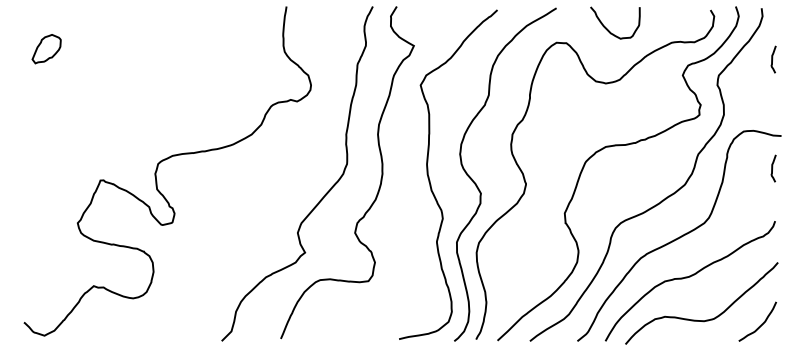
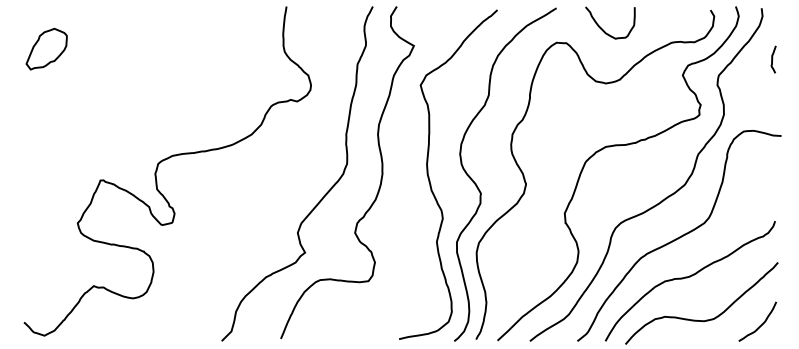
curve position: (608, 29) -> (603, 29) (603, 29)
part size: 31x31 px -> 43x44 px (46, 48)
curve: present -> none (773, 168)
